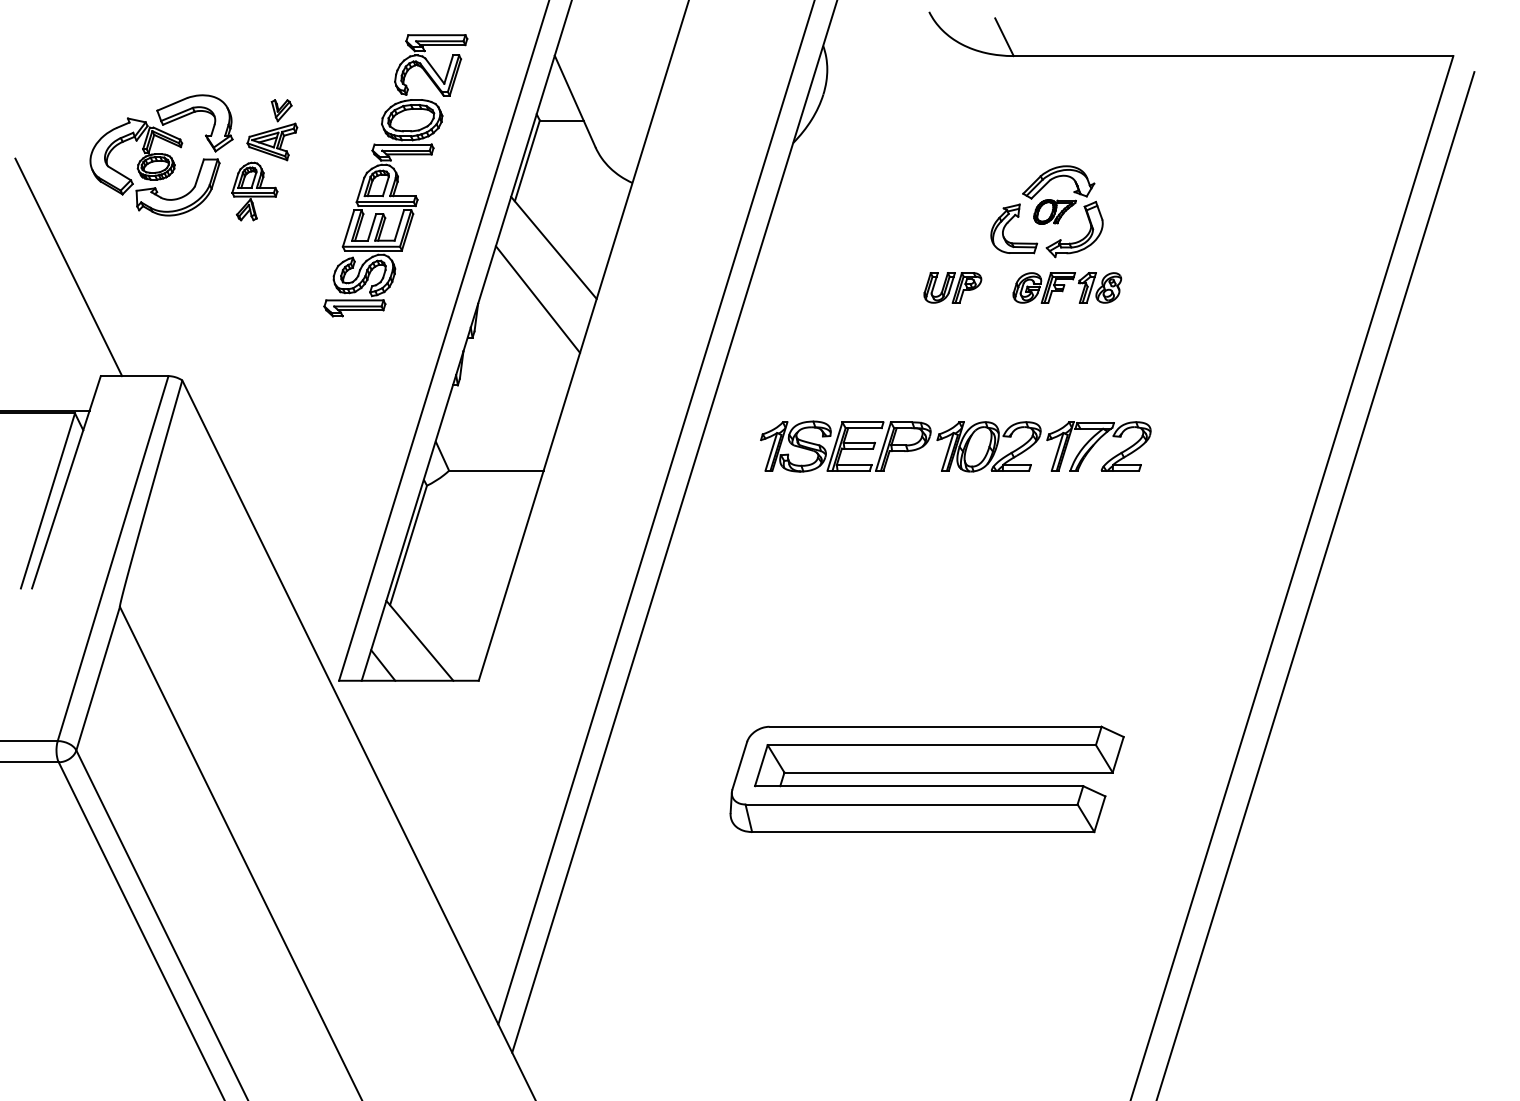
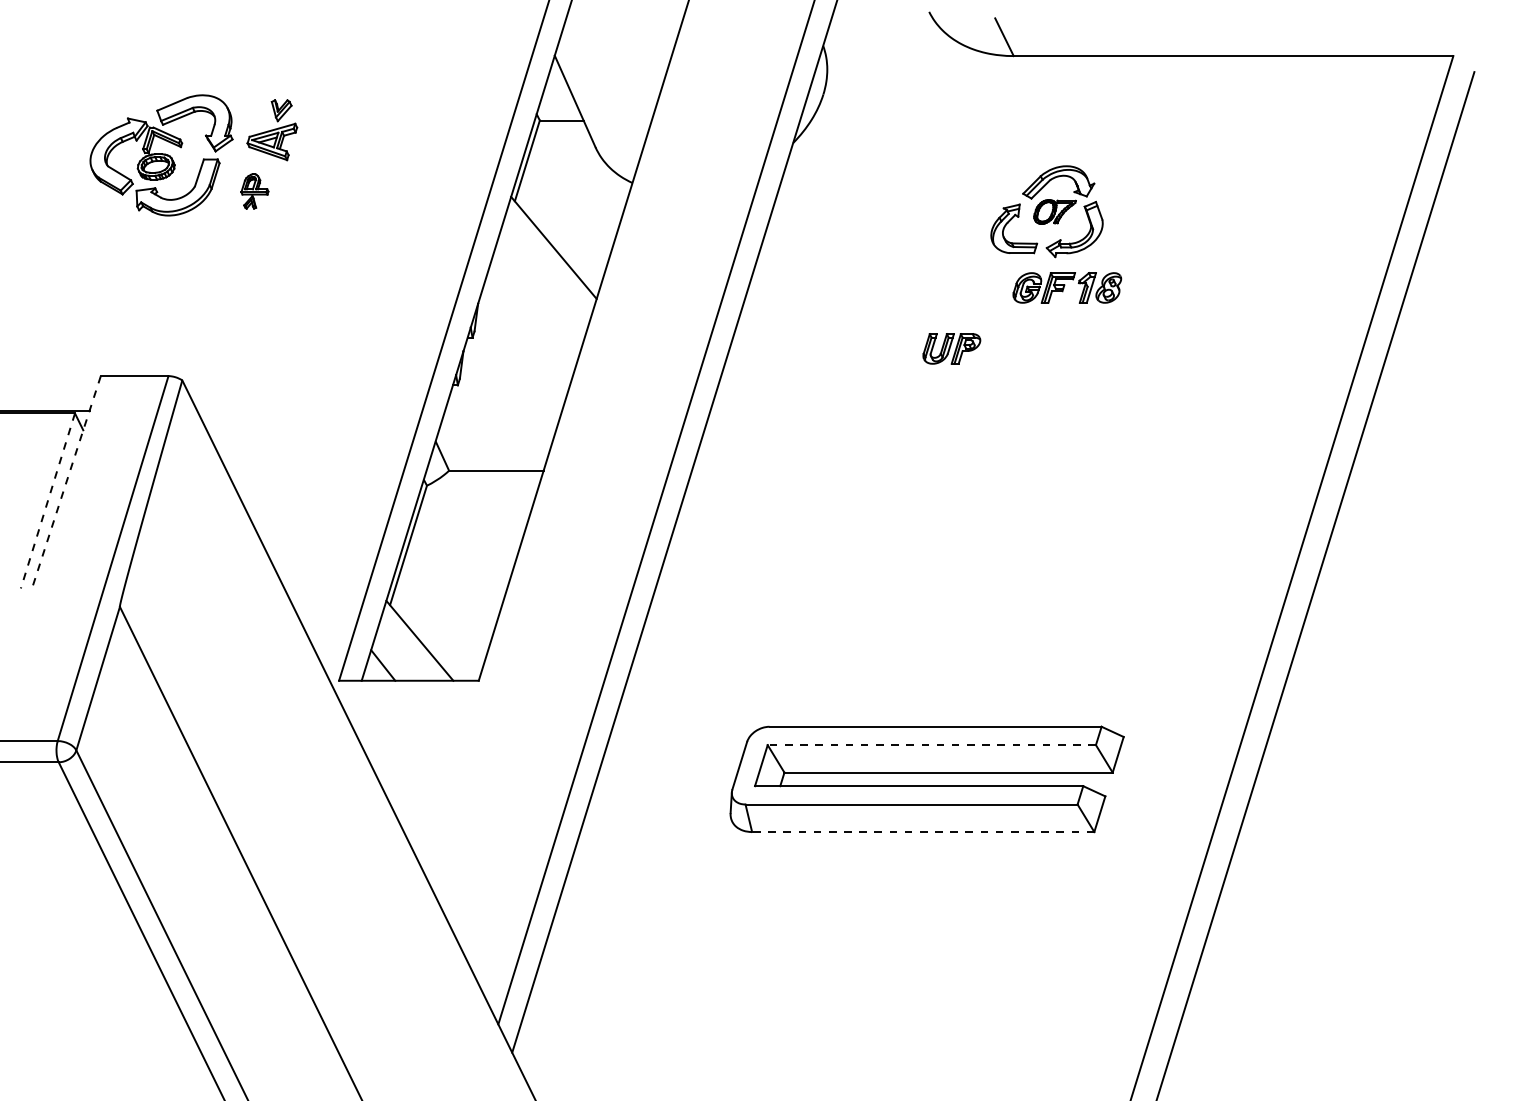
part: present -> none (395, 175)
part size: 48x61 px -> 30x37 px (254, 191)
line: present -> none (68, 267)
part position: (952, 287) -> (951, 348) (951, 348)
line: present -> none (537, 299)
part: present -> none (955, 446)
line: solid -> dashed (66, 482)
line: solid -> dashed (47, 500)
line: solid -> dashed (931, 745)
line: solid -> dashed (922, 832)
